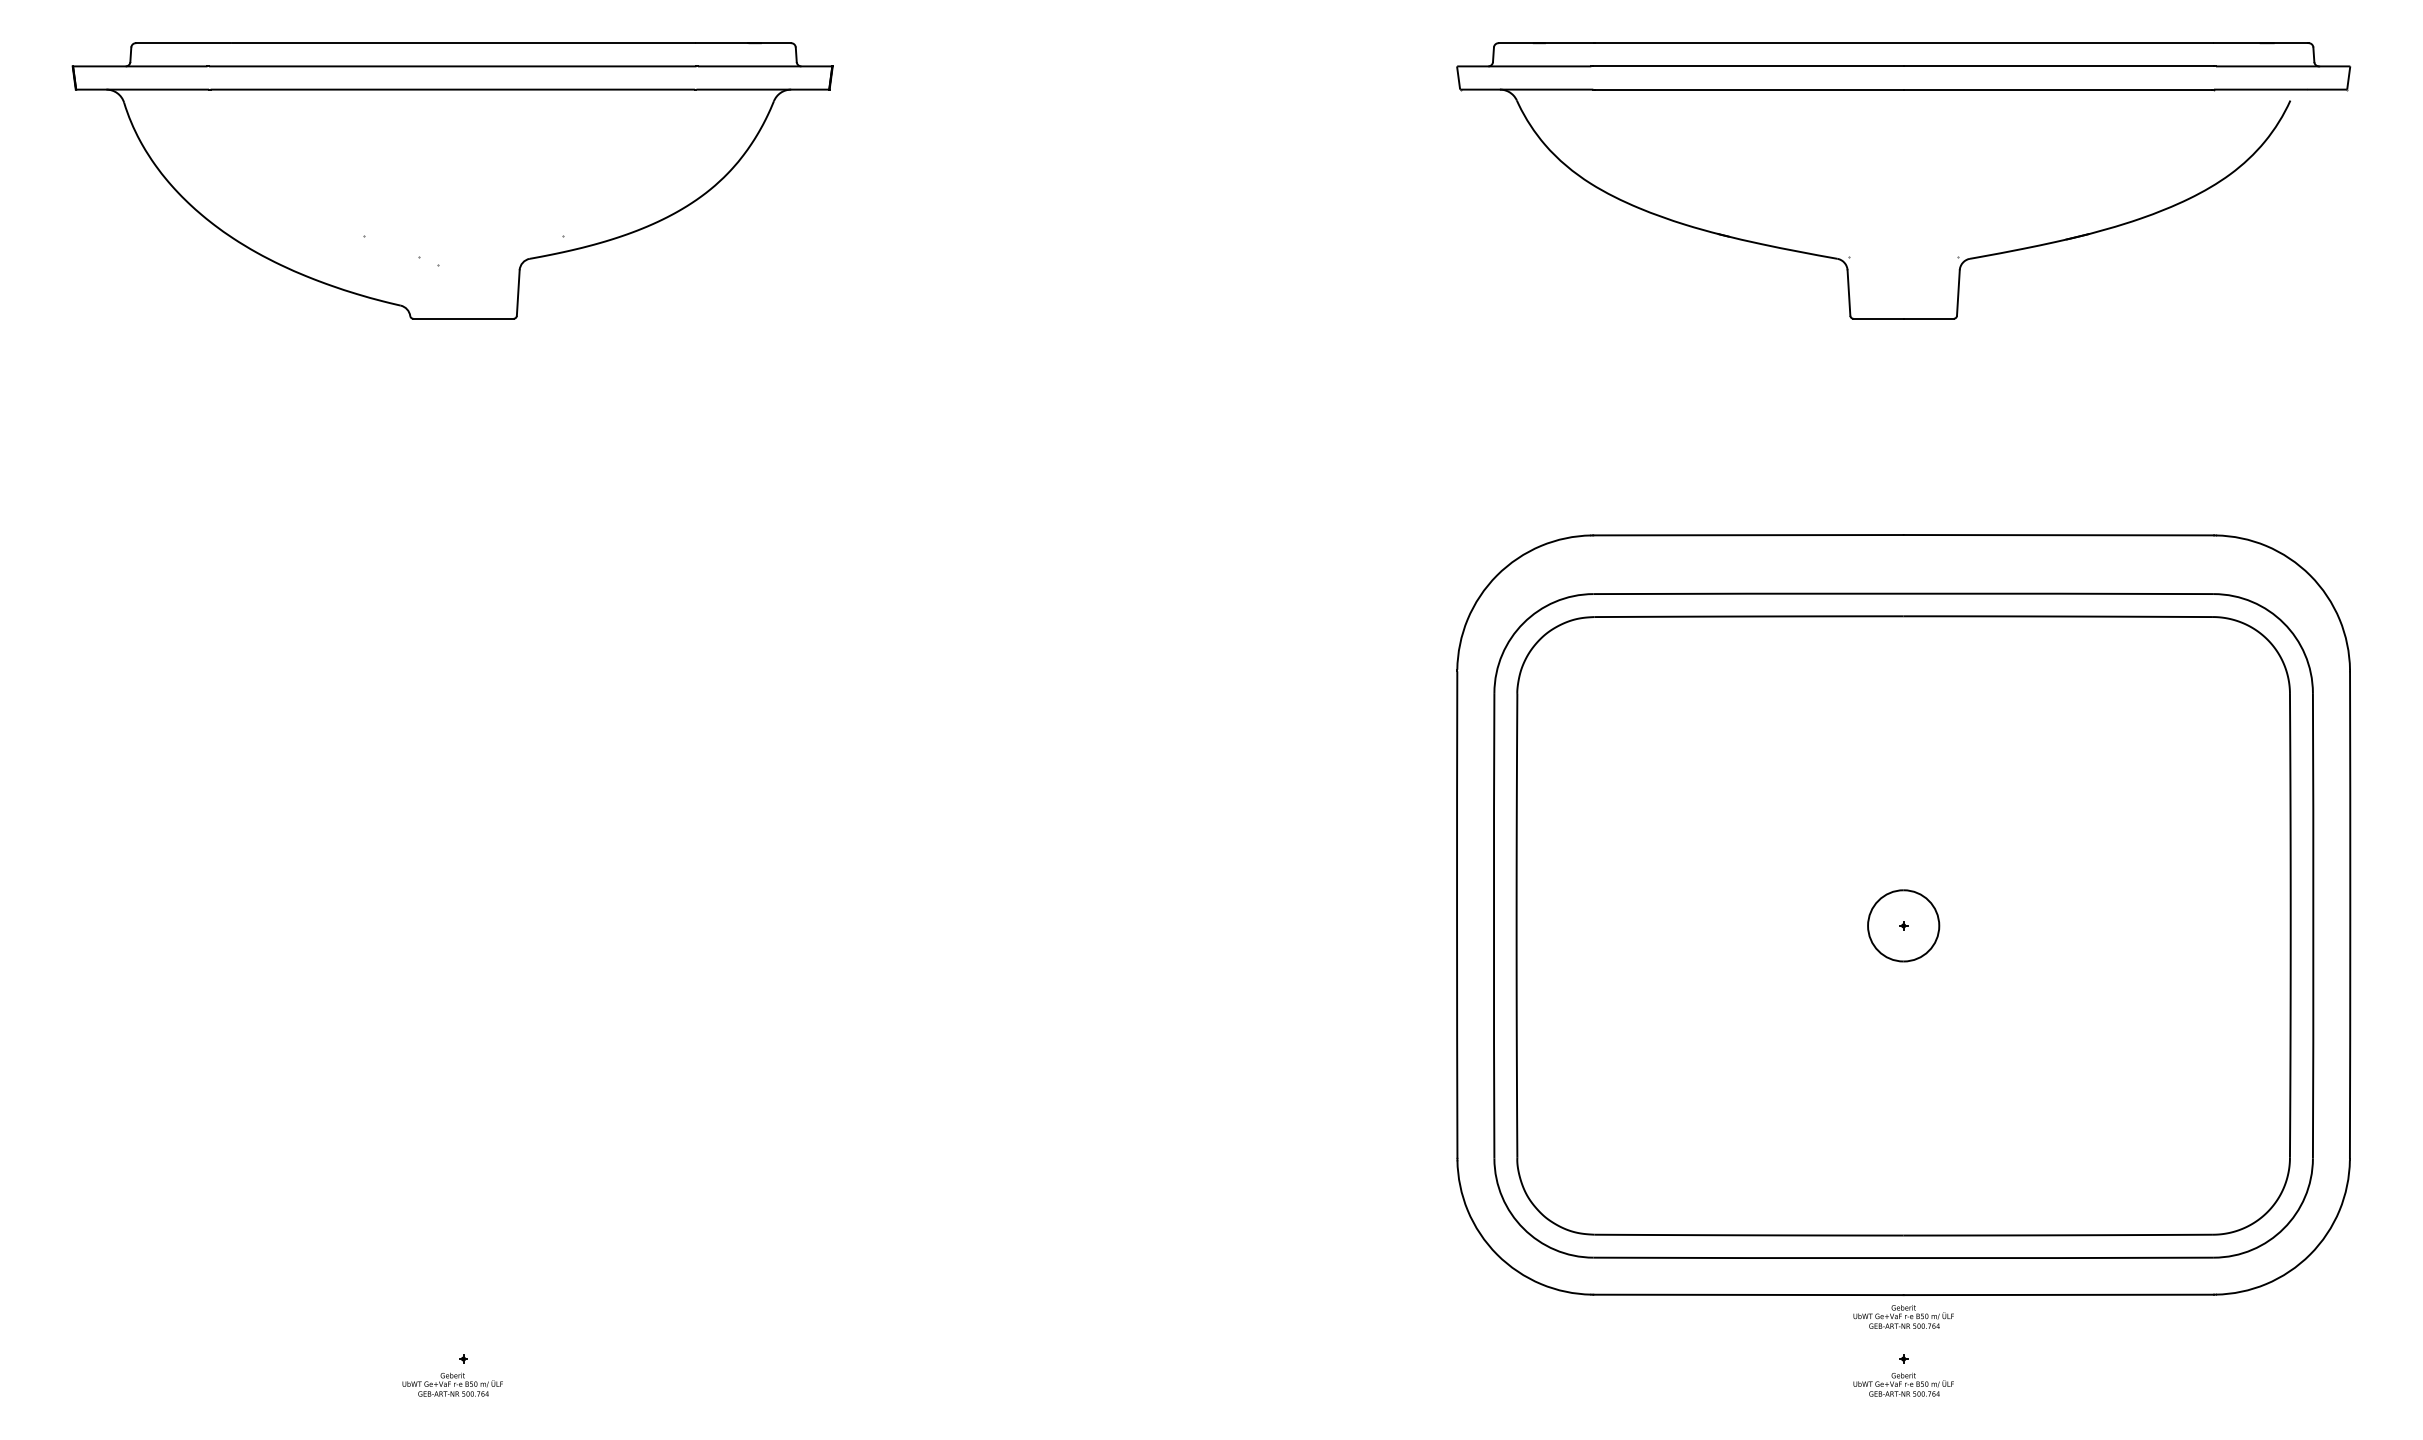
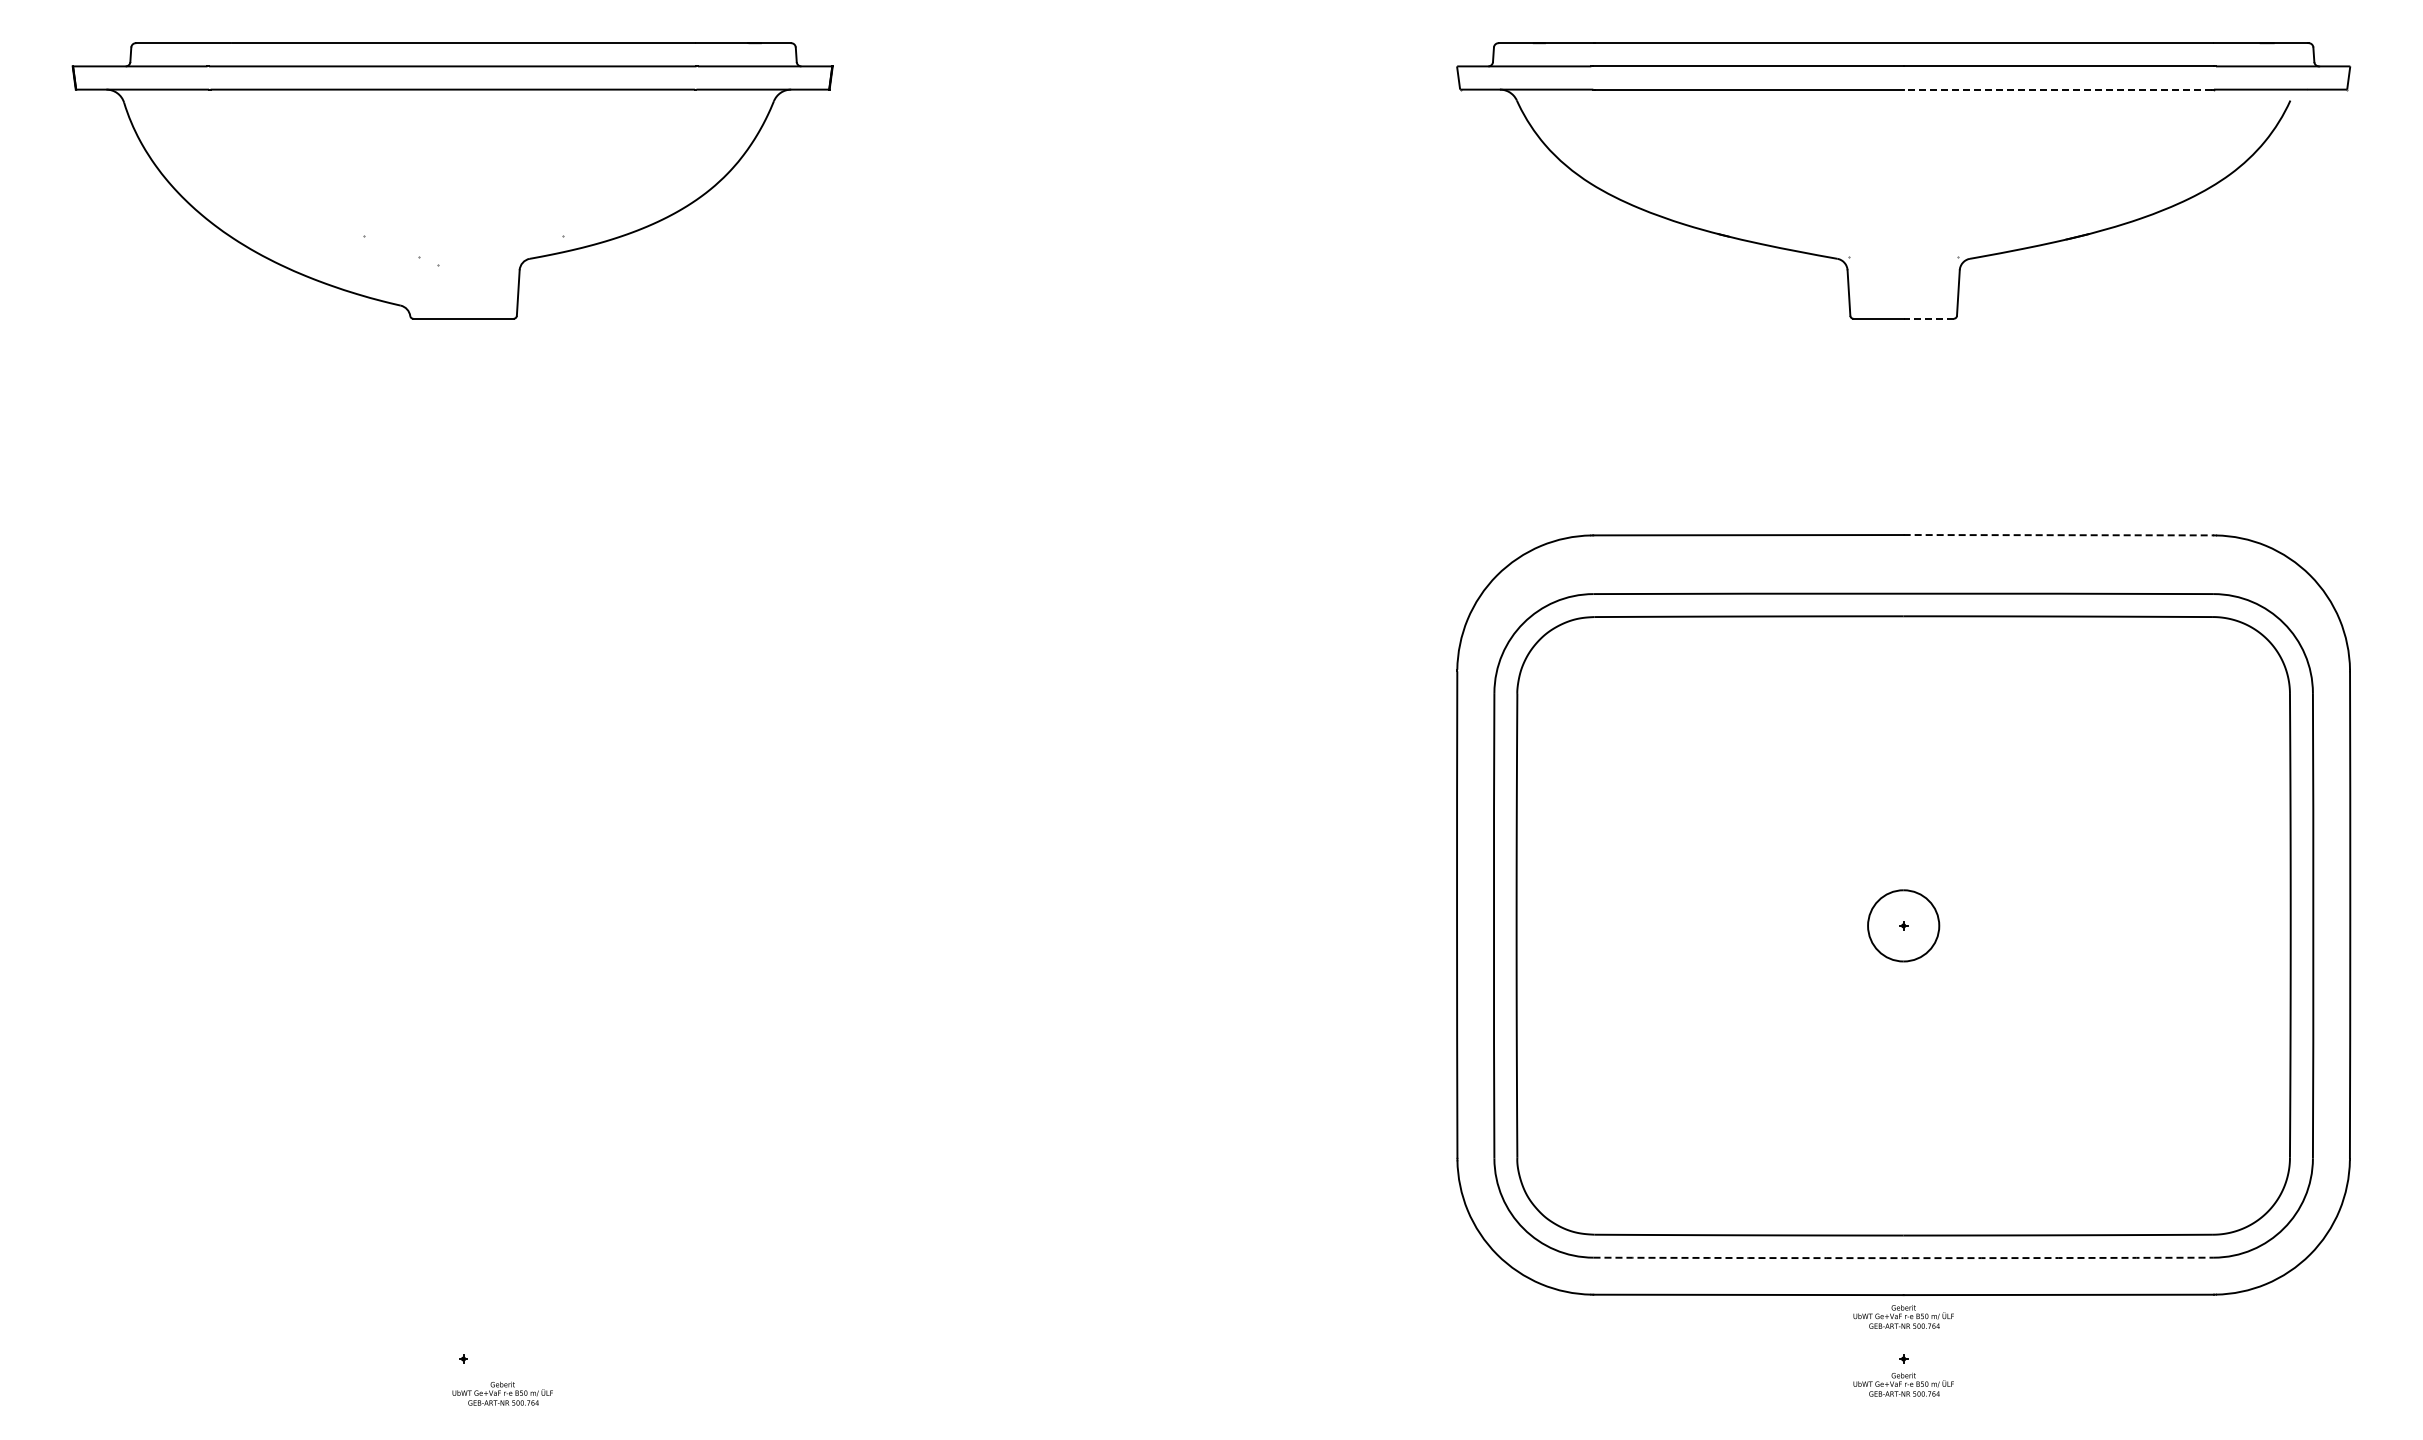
line: solid -> dashed (2057, 89)
line: solid -> dashed (1928, 318)
line: solid -> dashed (2059, 535)
arc: solid -> dashed (1903, 1258)
text position: (452, 1384) -> (502, 1393) (502, 1393)
